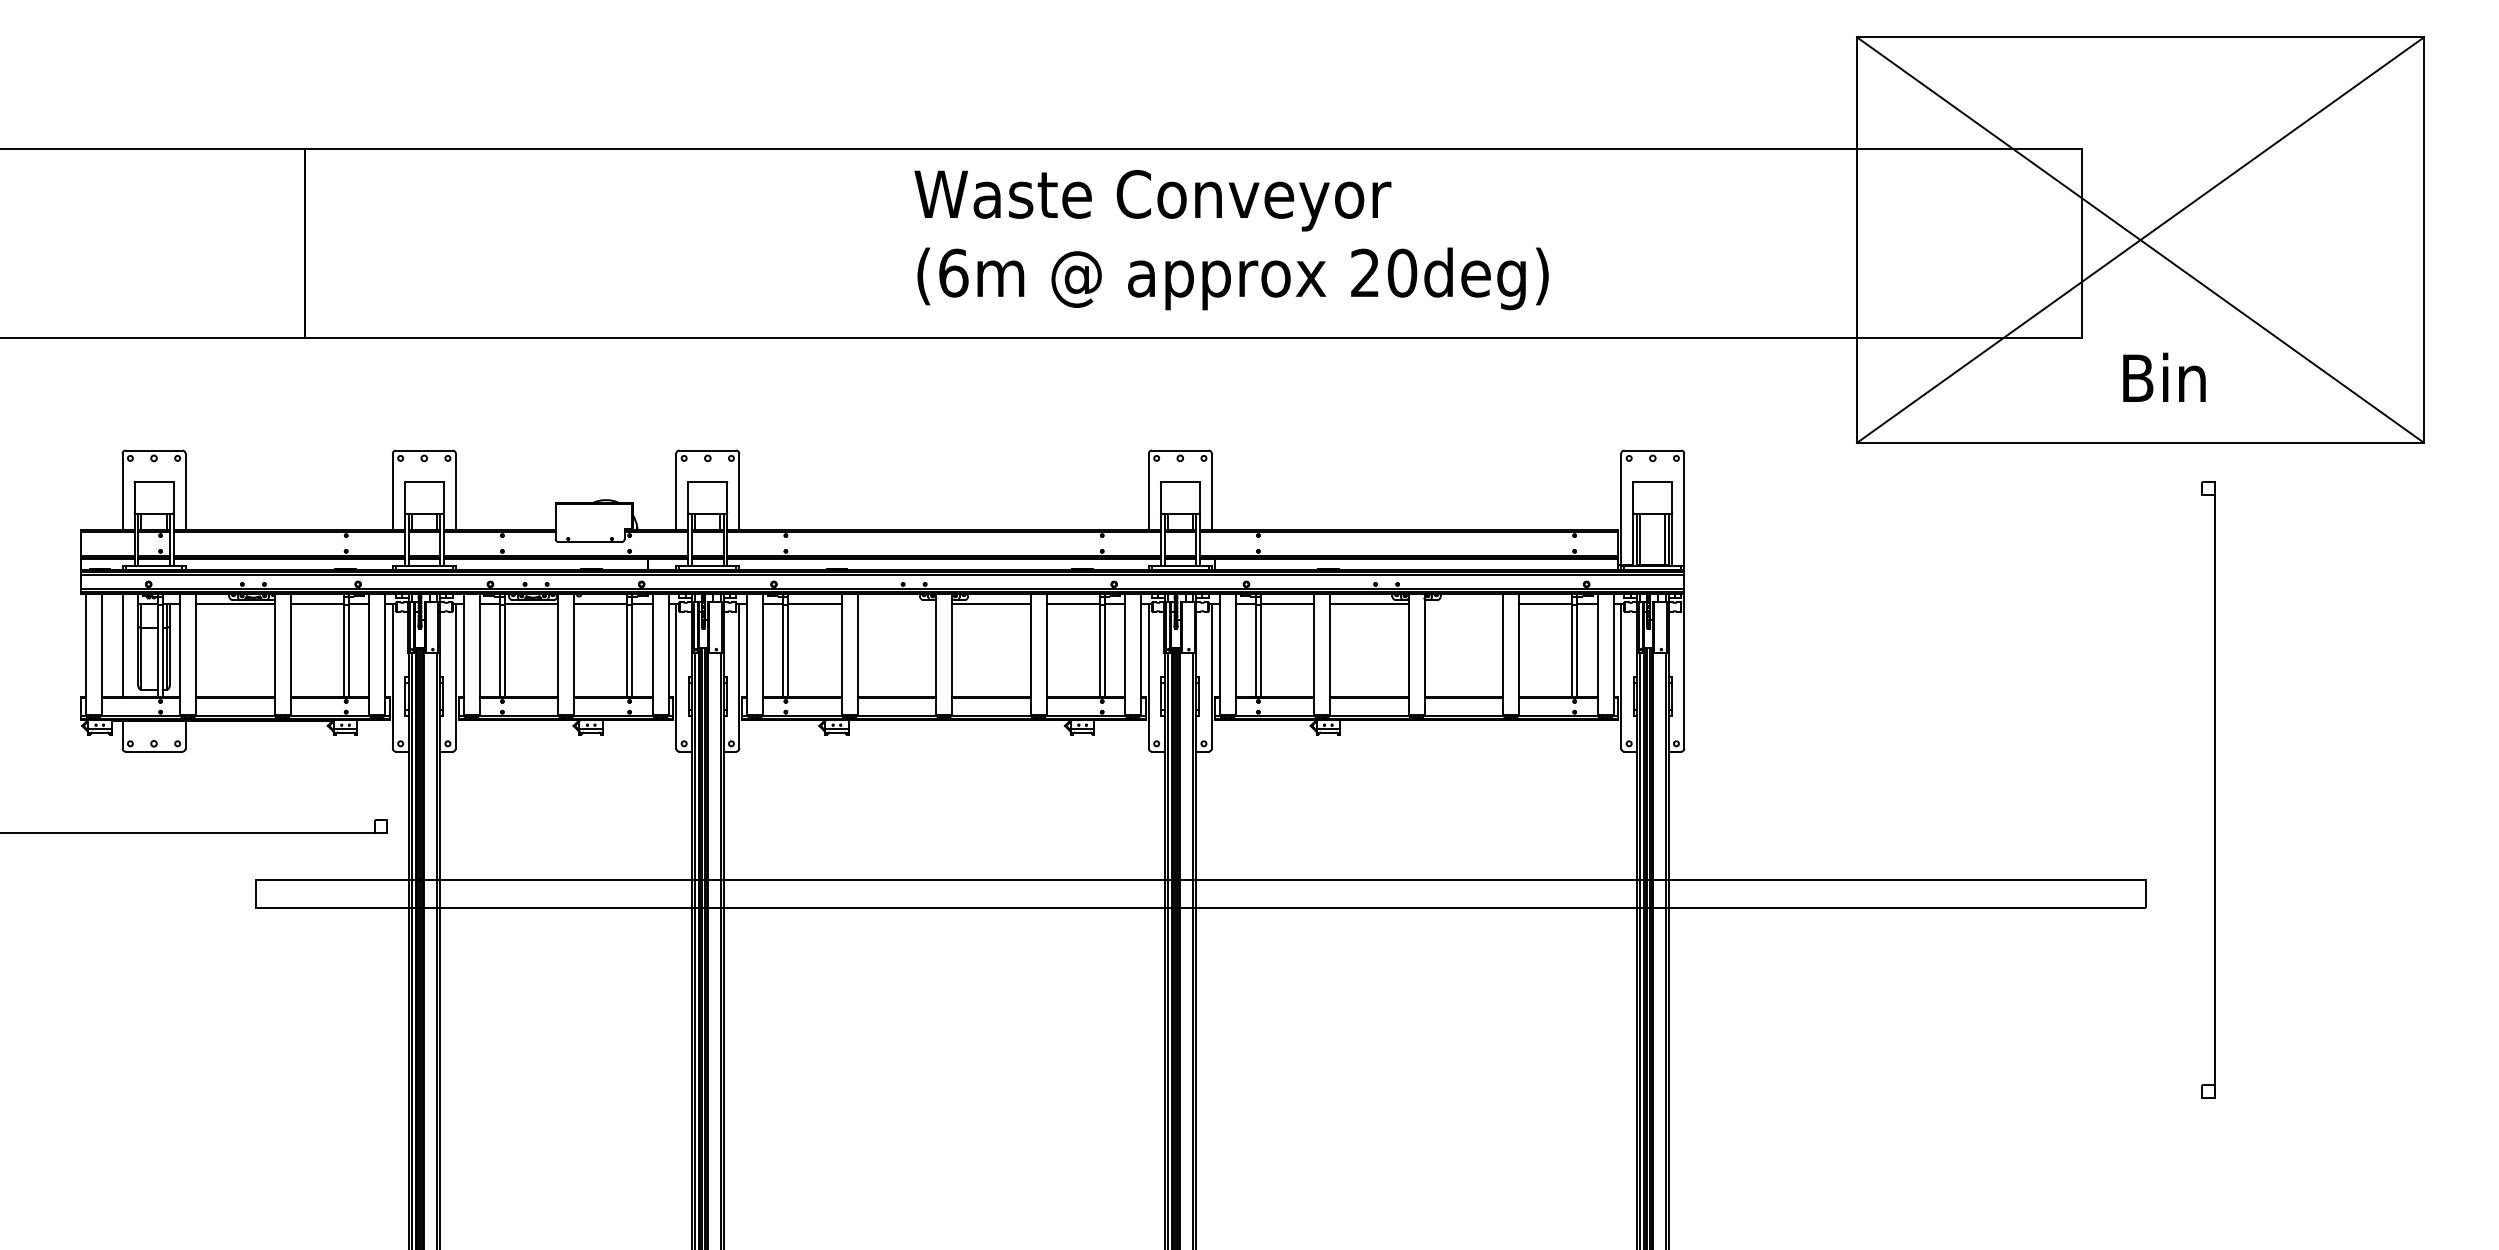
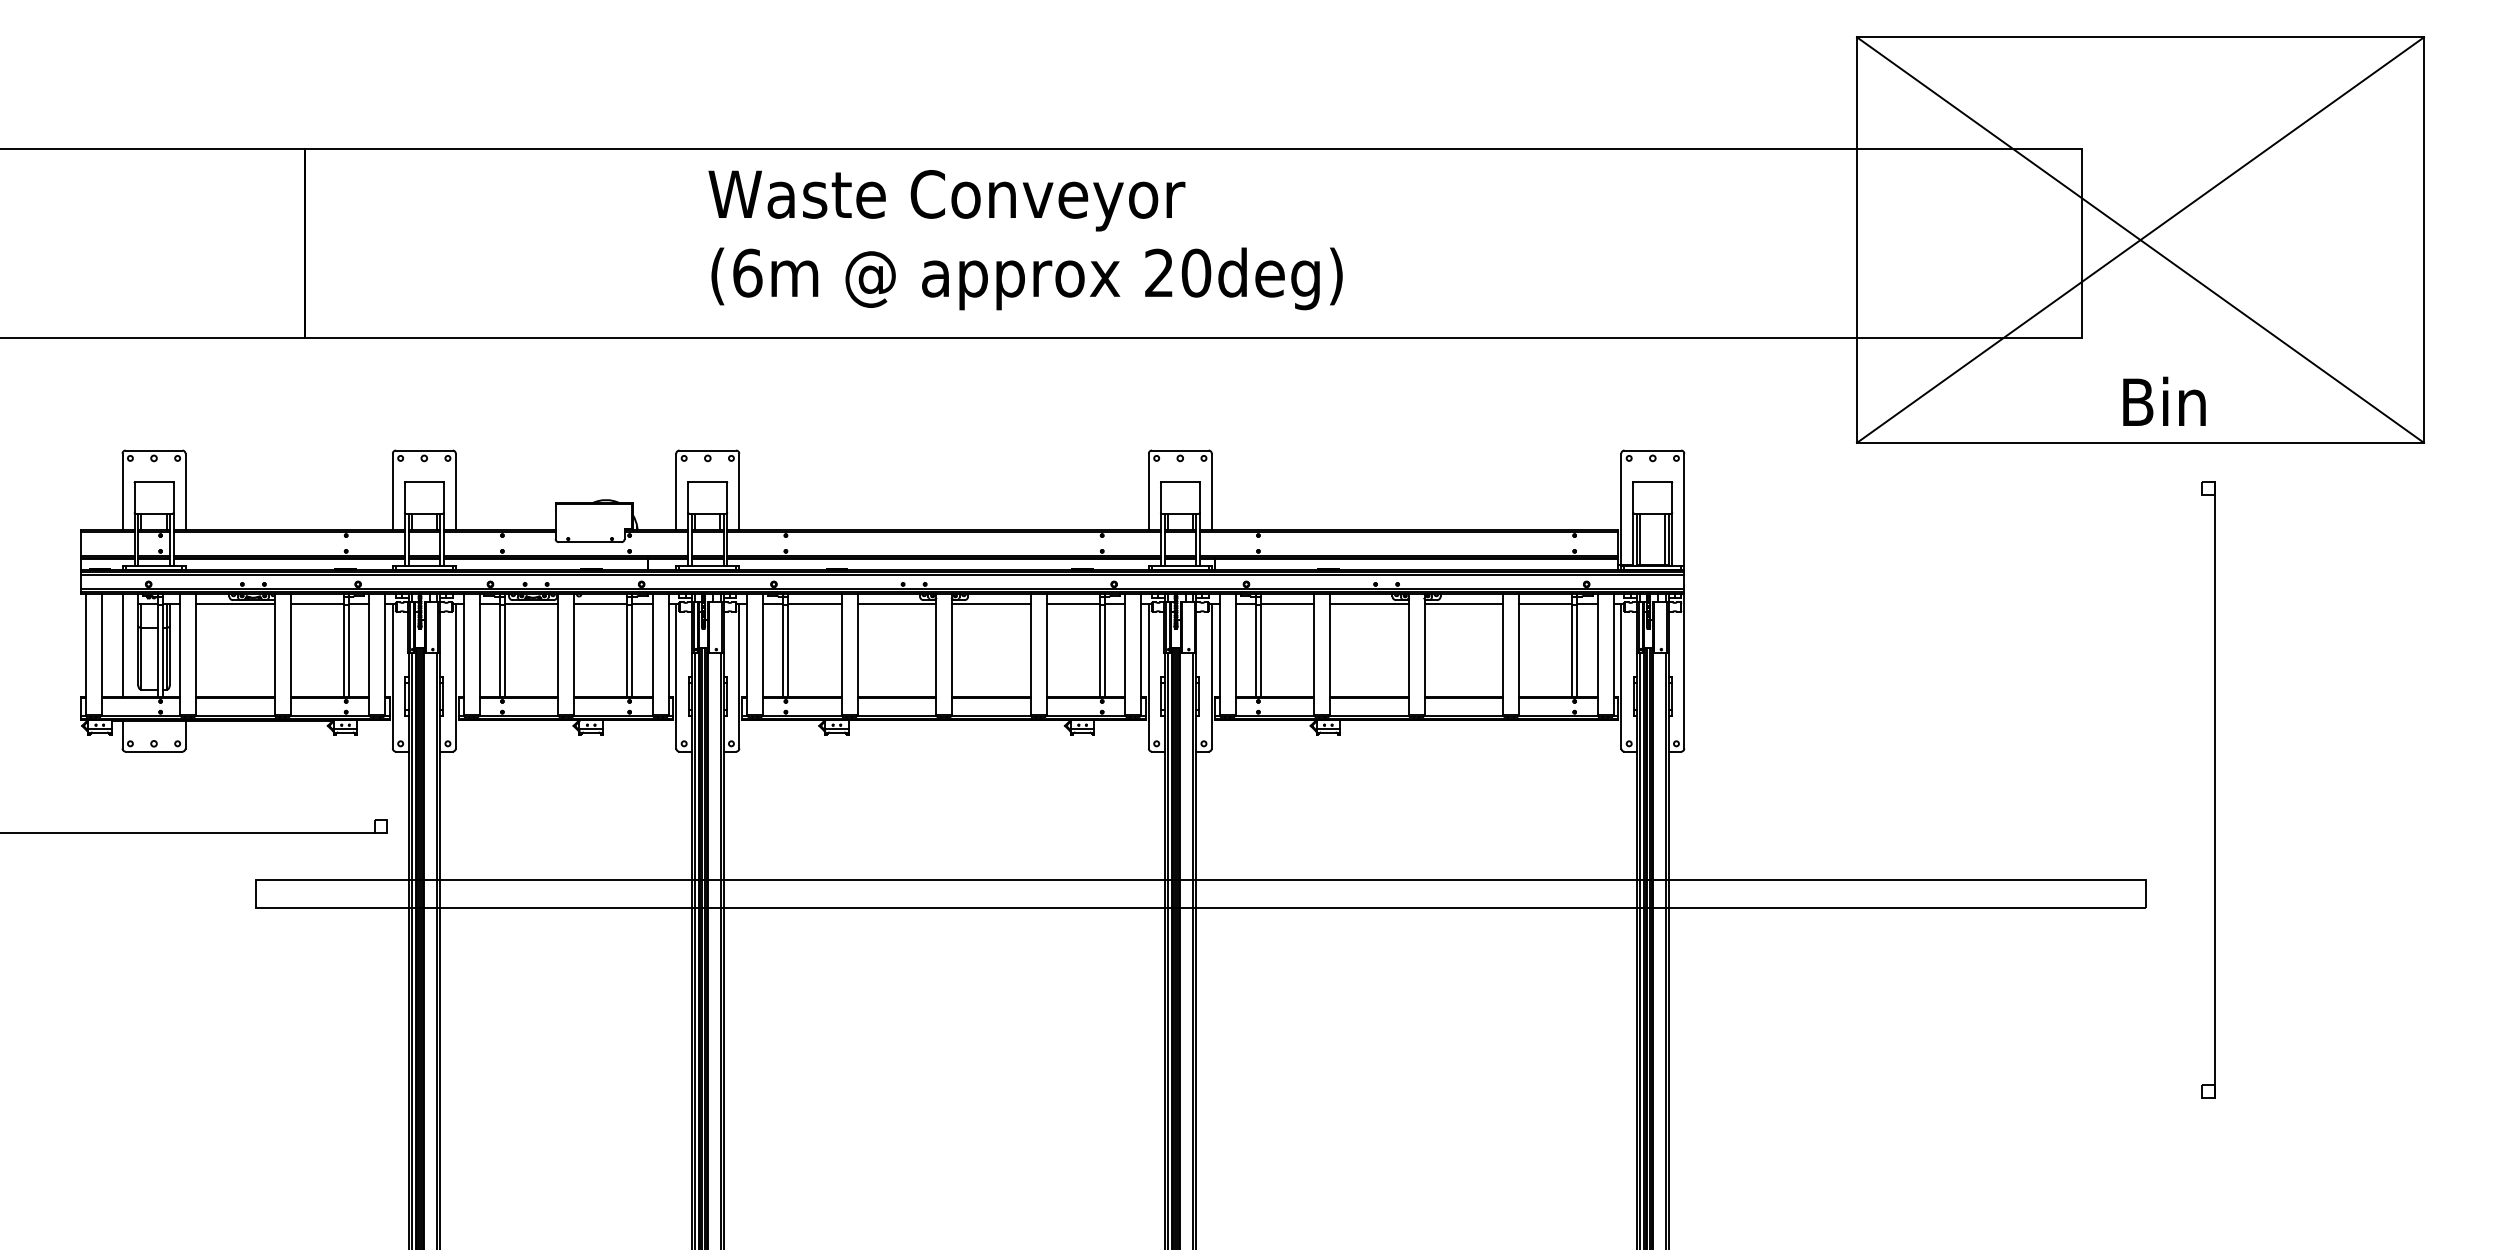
text position: (1231, 240) -> (1025, 240) (1025, 240)
text position: (2164, 376) -> (2164, 400) (2164, 400)
line: none -> present (896, 604)
line: none -> present (1463, 604)
